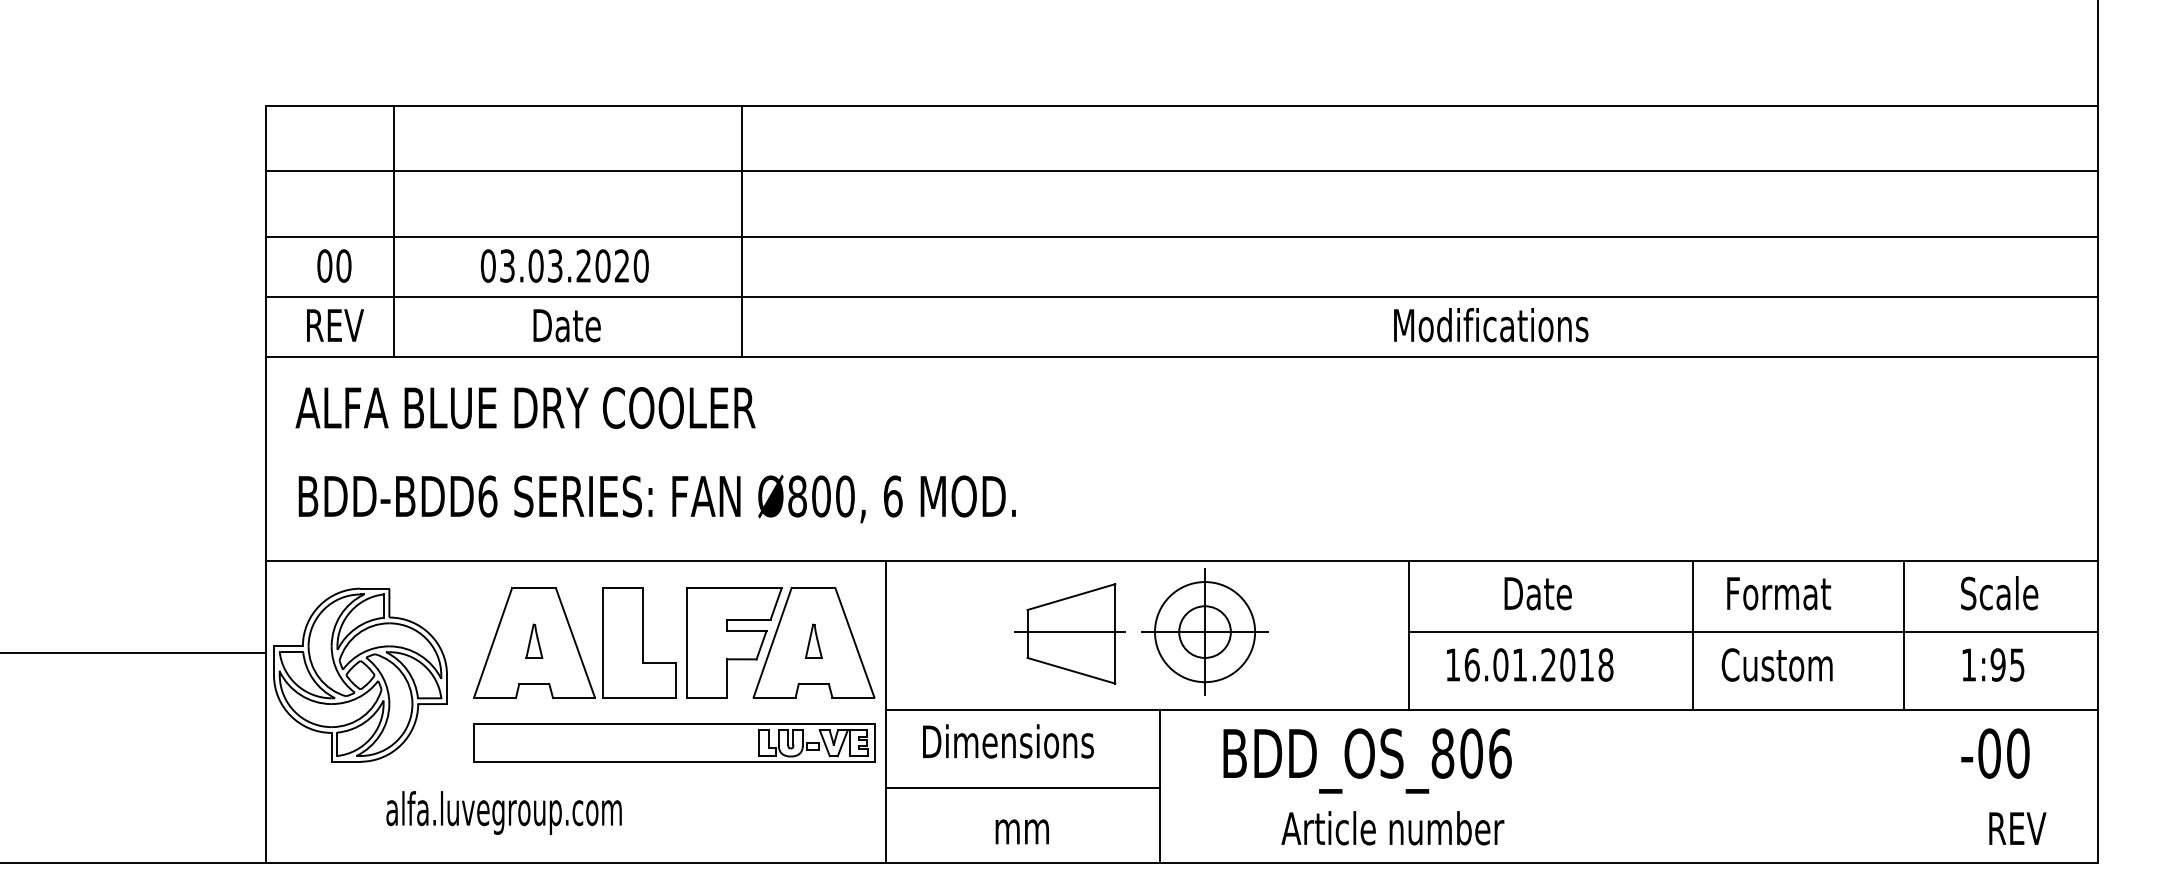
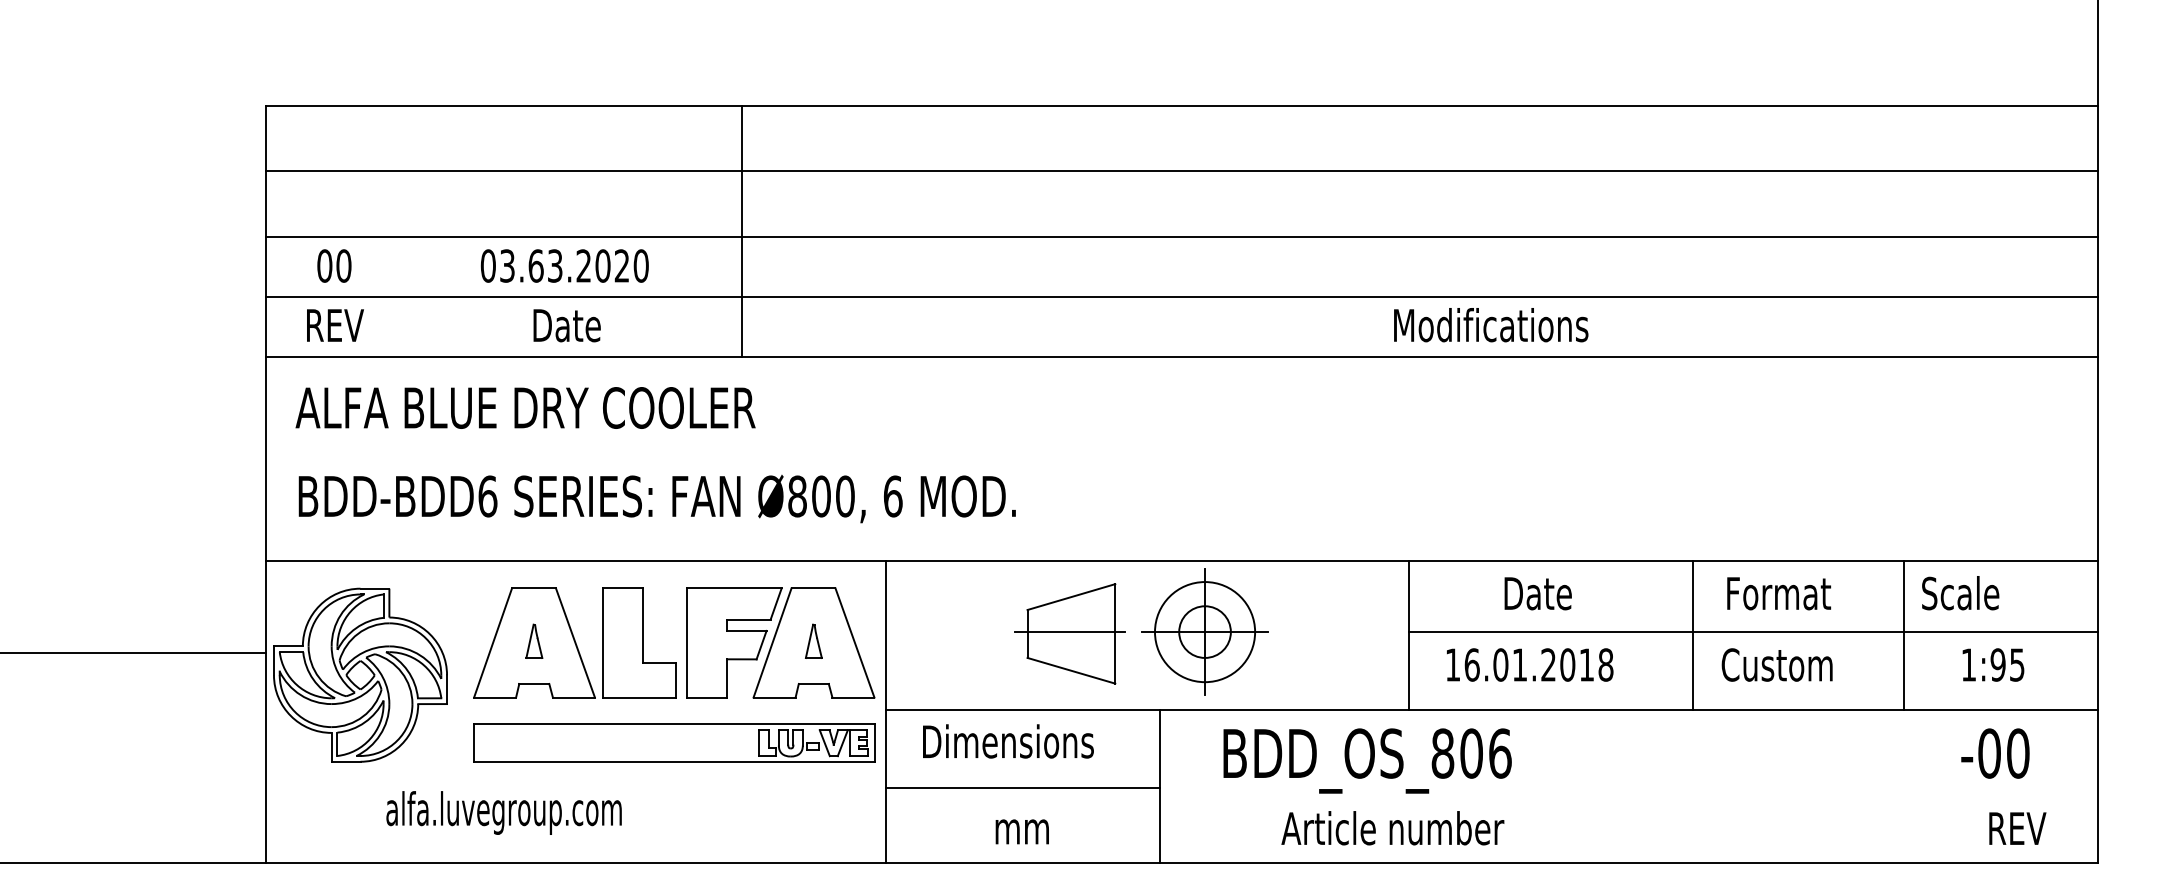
line: present -> none (394, 231)
text: 03.03.2020 -> 03.63.2020 (535, 265)
text position: (1999, 593) -> (1960, 593) (1960, 593)
